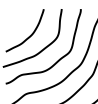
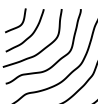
curve: none -> present (18, 25)
